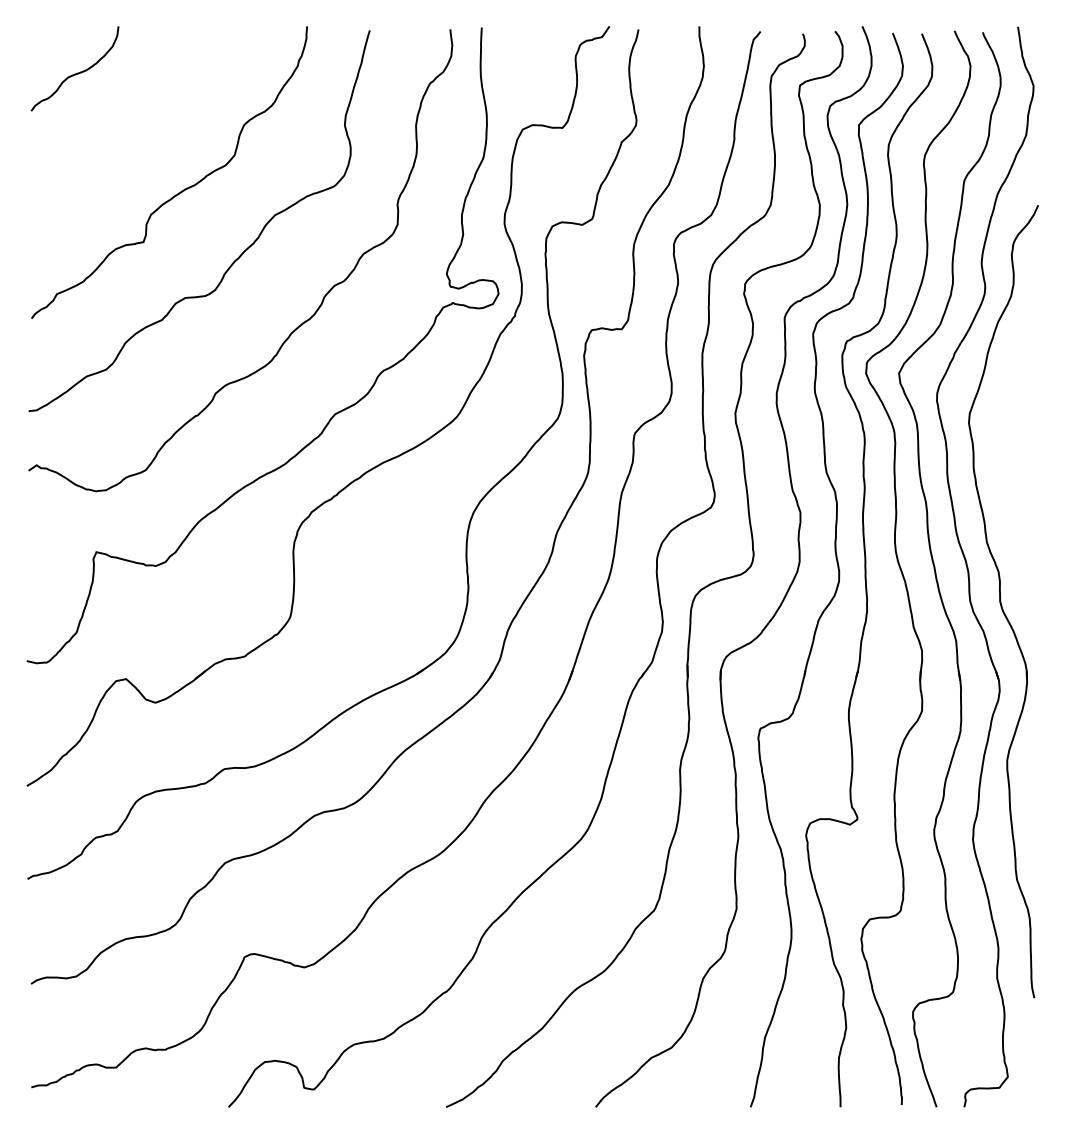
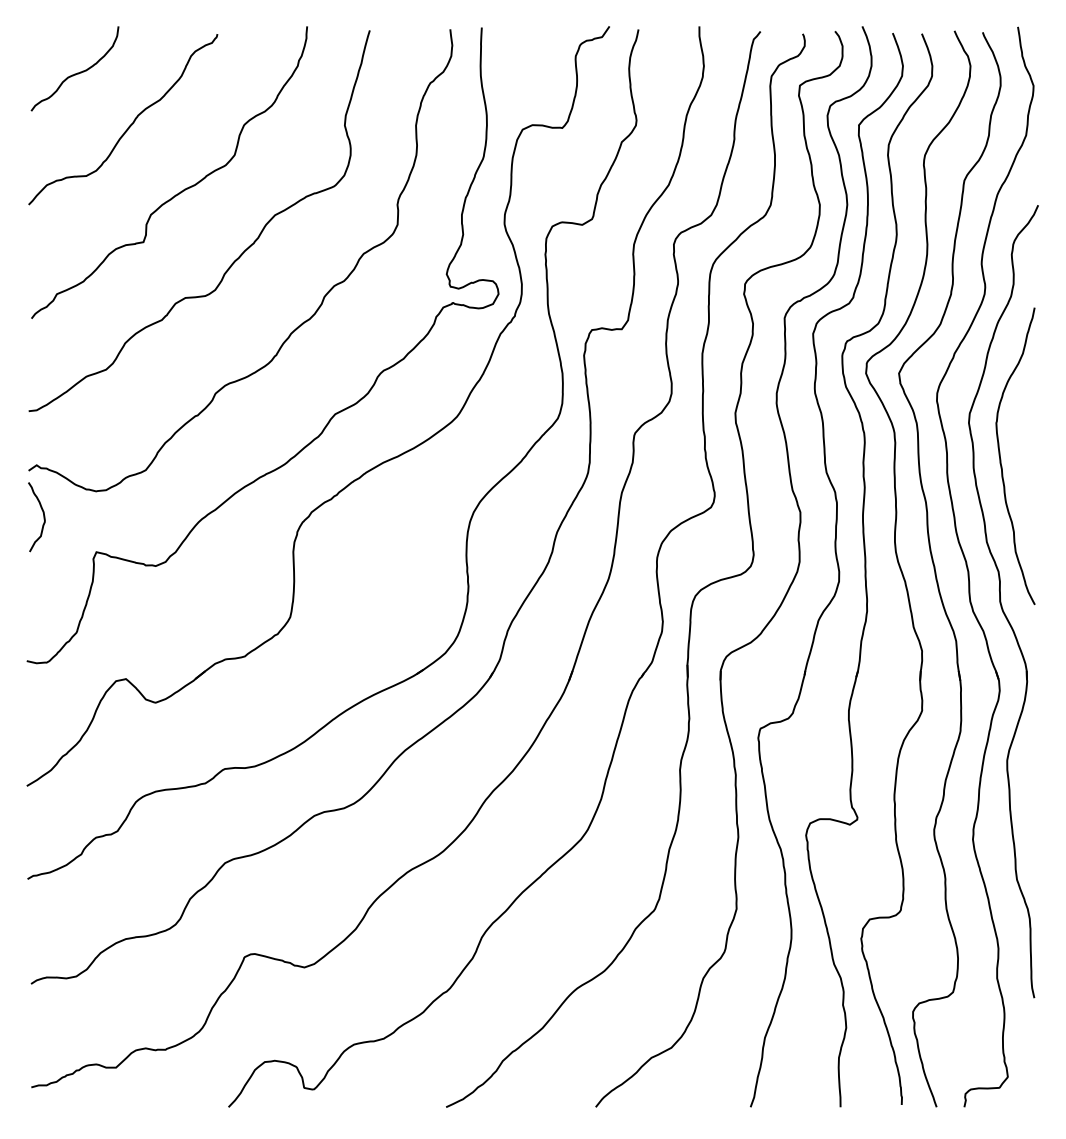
curve: none -> present (129, 125)
curve: none -> present (1001, 459)
curve: none -> present (43, 517)
